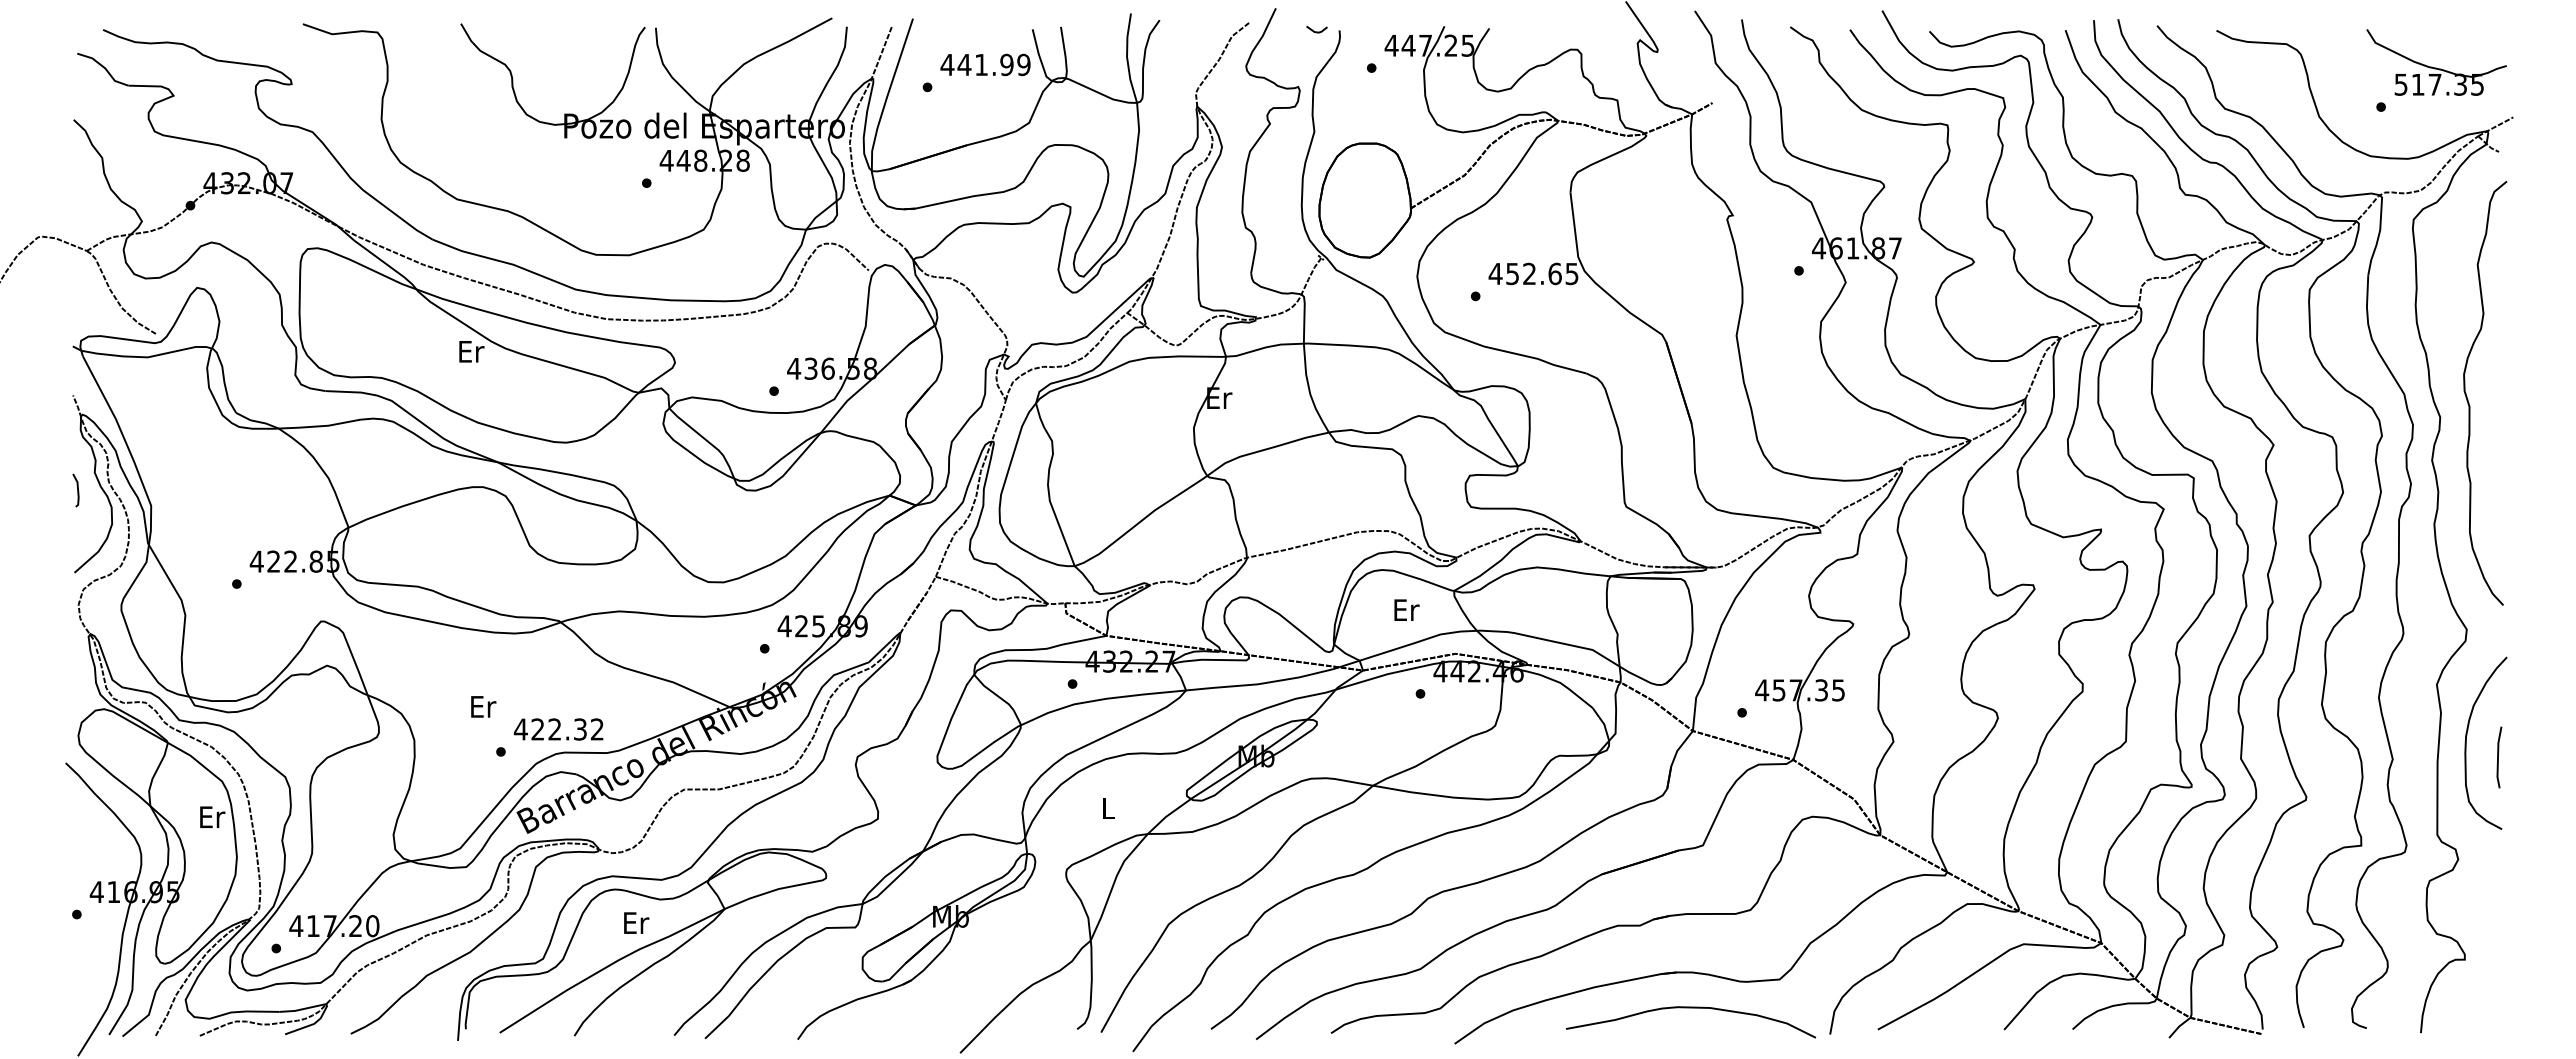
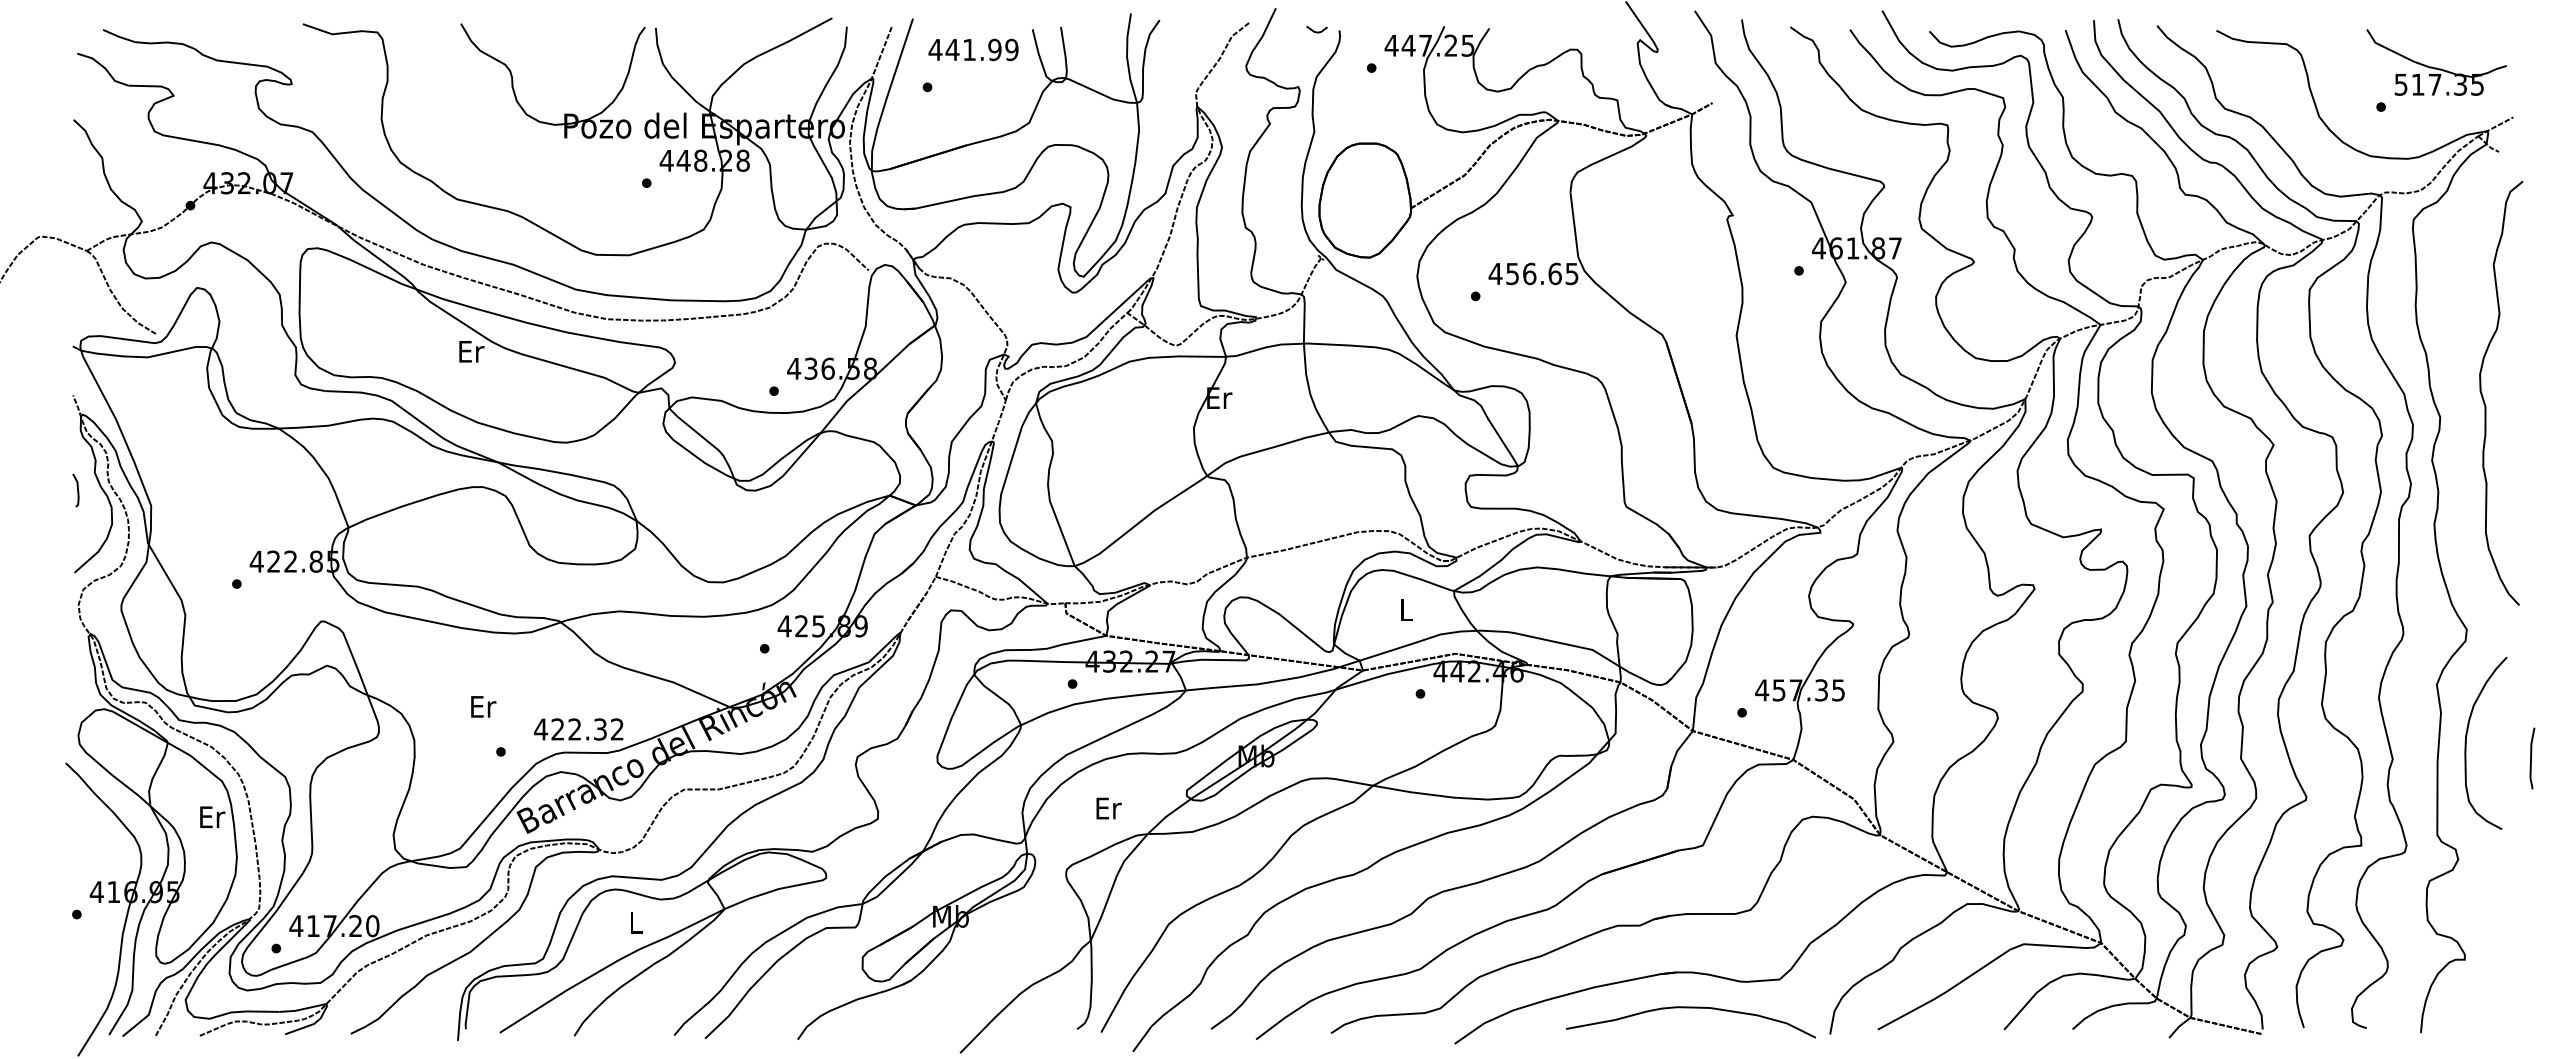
text position: (985, 64) -> (973, 49) (973, 49)
text: 452.65 -> 456.65 (1529, 273)
curve position: (2468, 399) -> (2484, 399) (2484, 399)
text: Er -> L (1406, 609)
text position: (558, 729) -> (578, 729) (578, 729)
line position: (2498, 757) -> (2531, 758) (2531, 758)
text: L -> Er (1108, 808)
text: Er -> L (636, 922)
